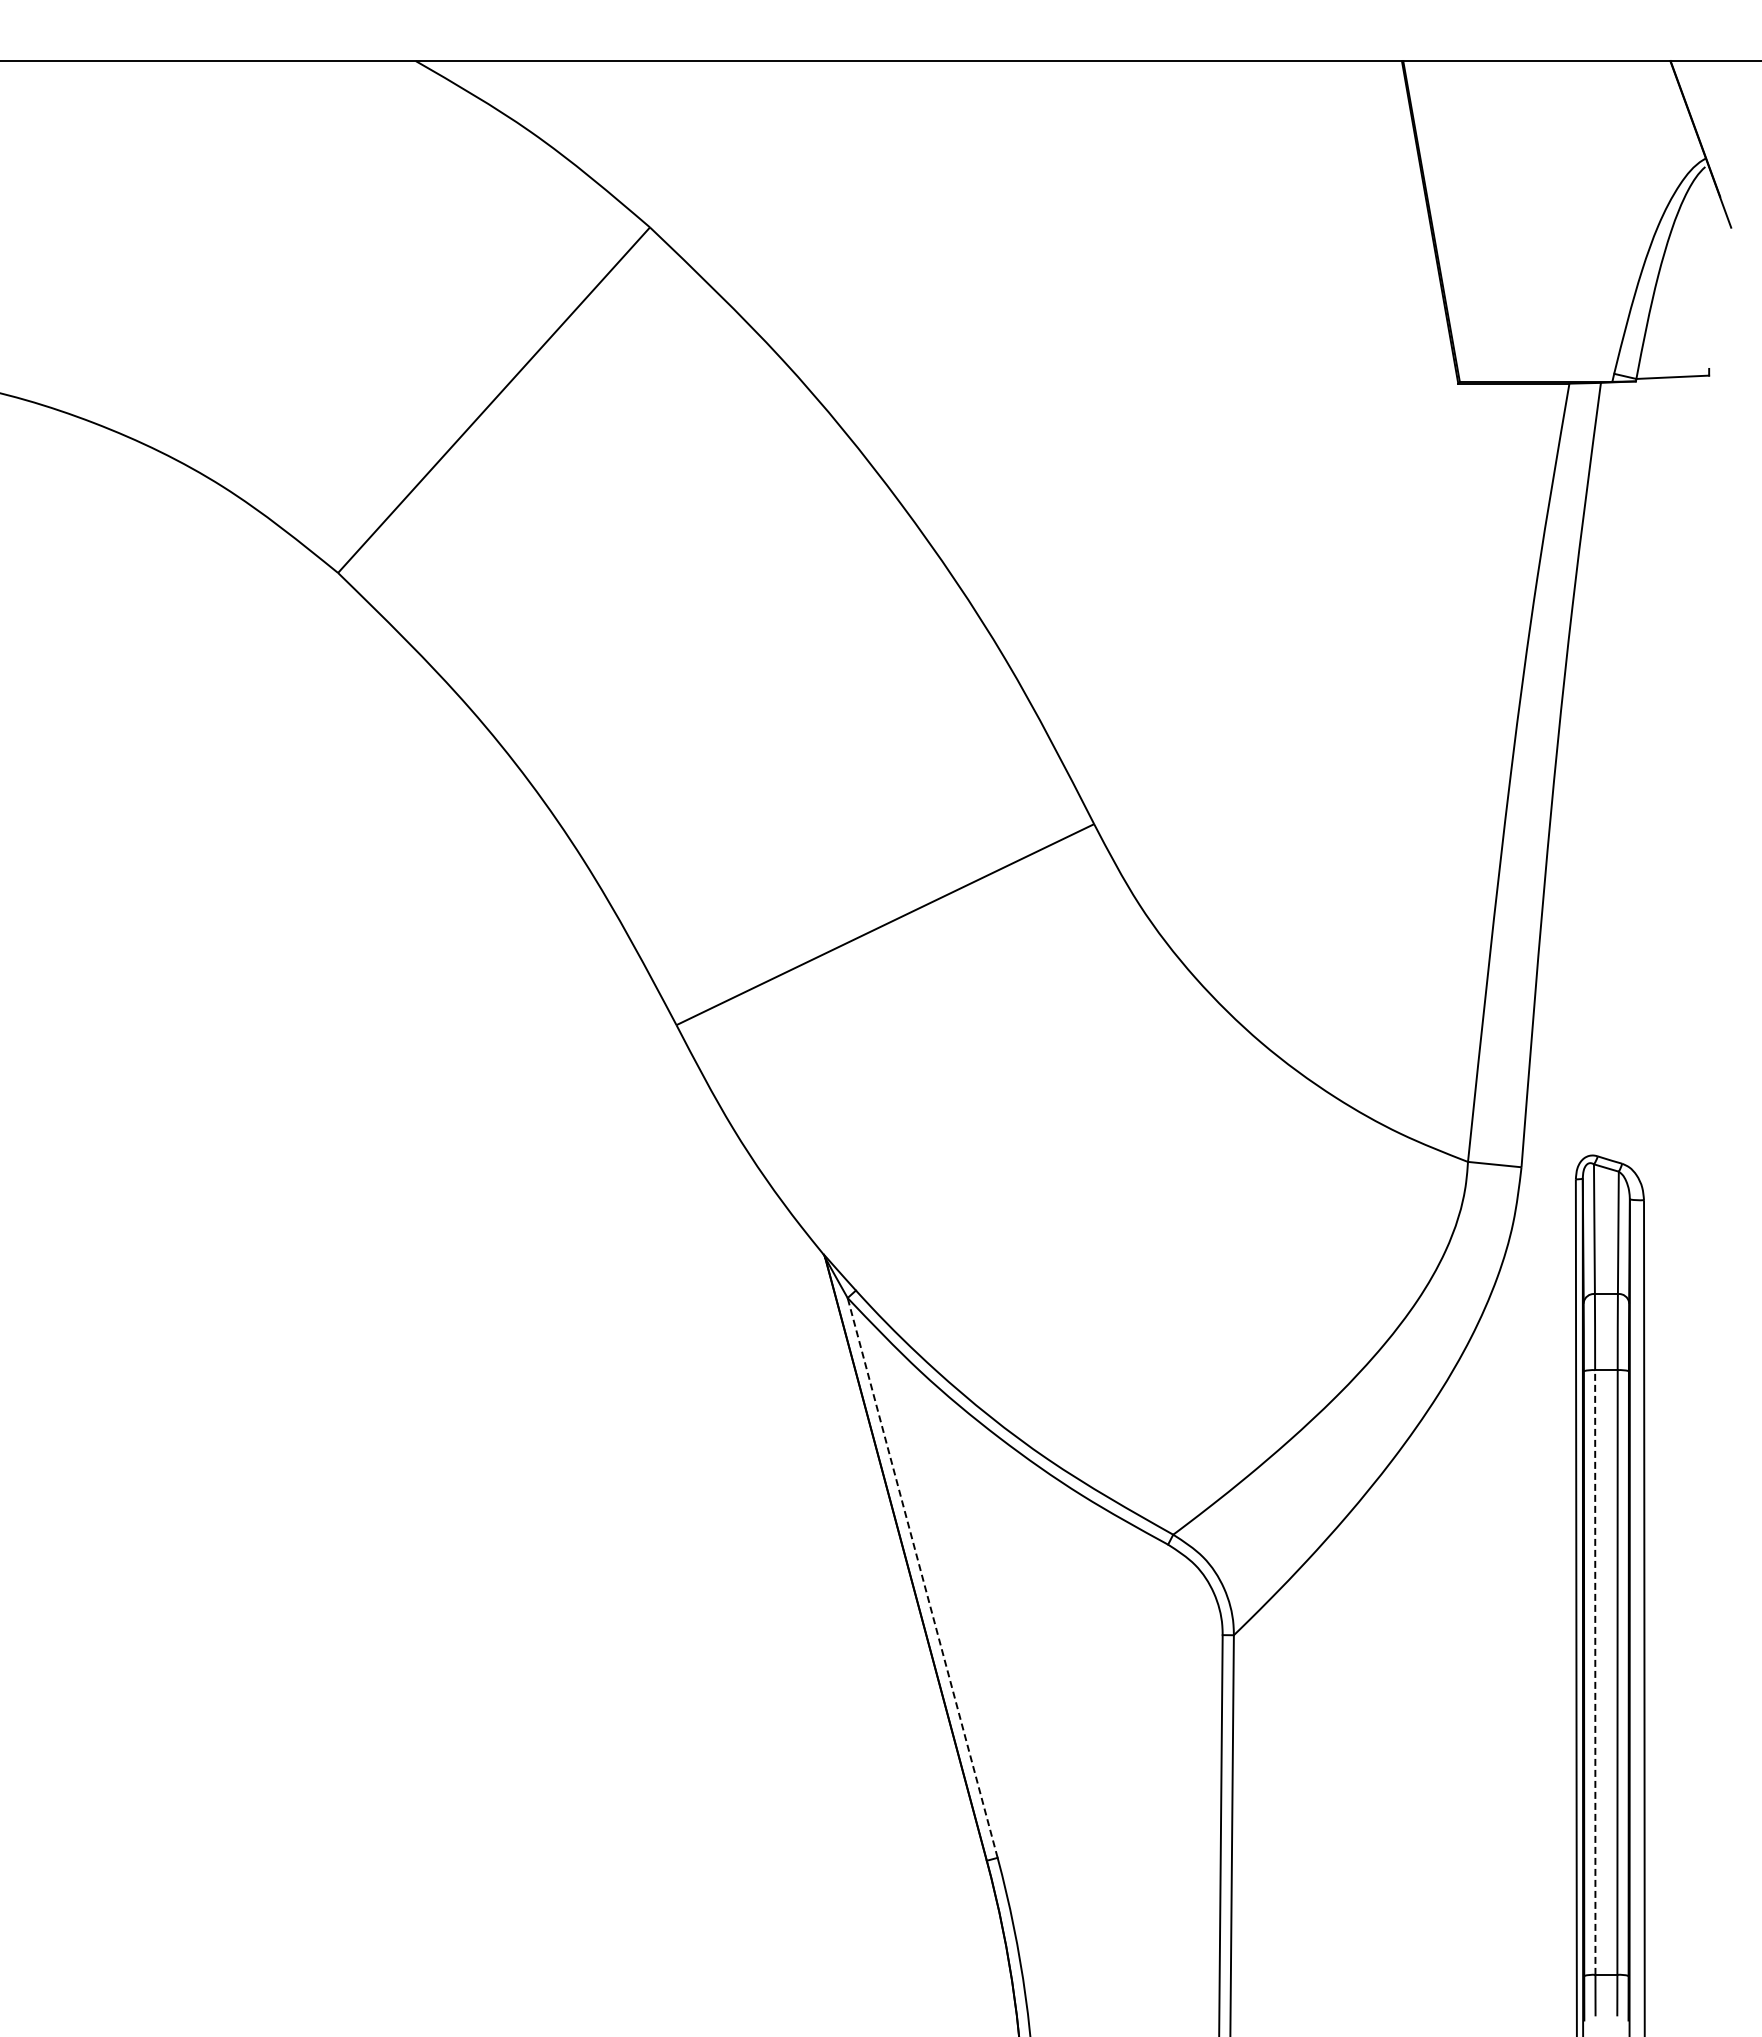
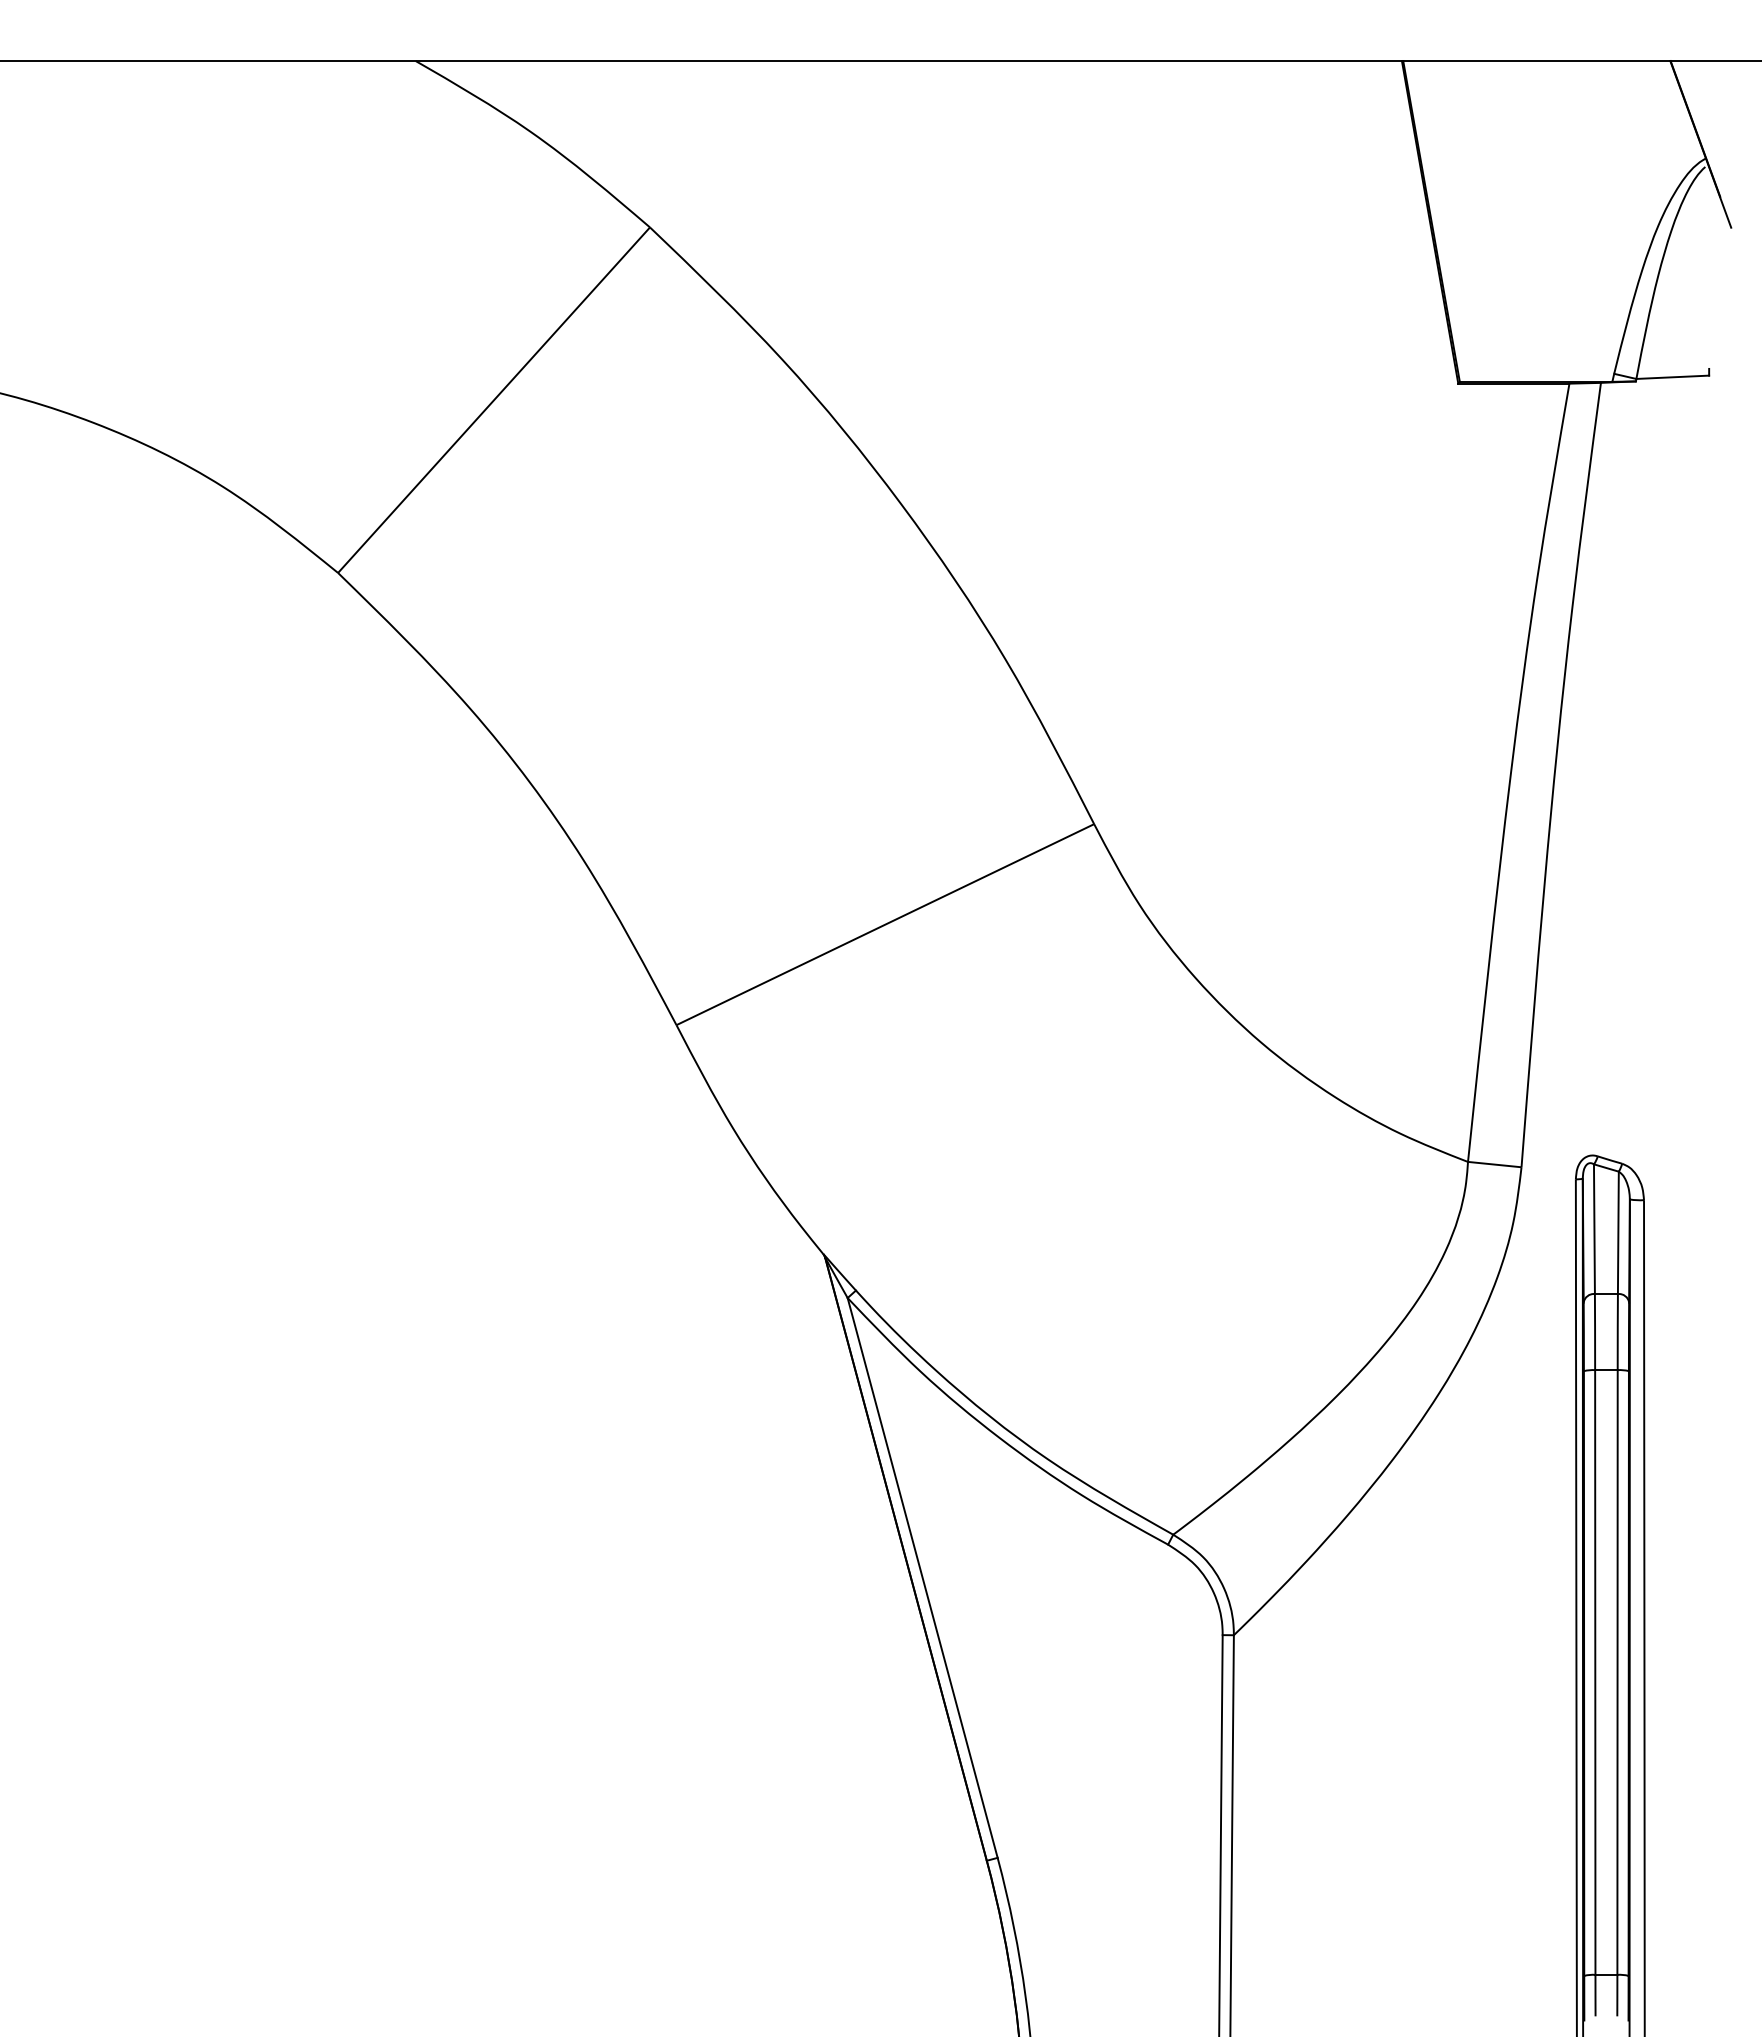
line: dashed -> solid (922, 1577)
line: dashed -> solid (1595, 1672)
